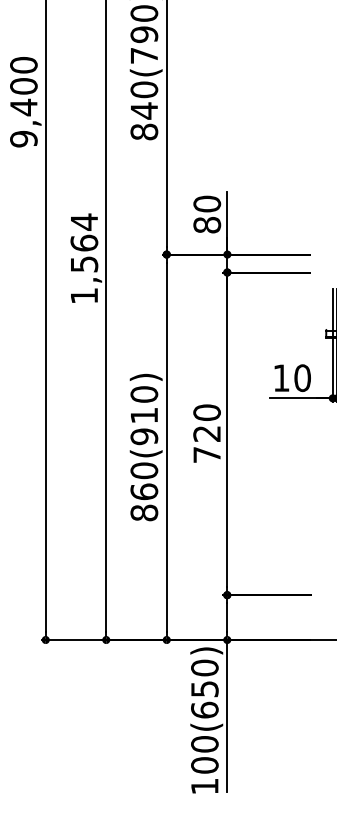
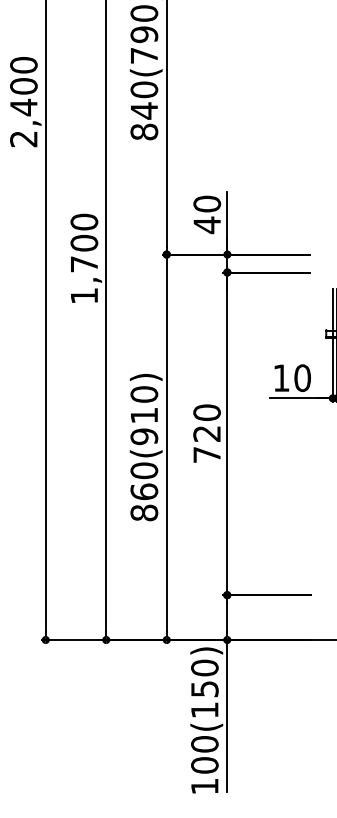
text: 9,400 -> 2,400 (23, 139)
text: 80 -> 40 (207, 225)
text: 1,564 -> 1,700 (84, 242)
text: 100(650) -> 100(150) (204, 709)
